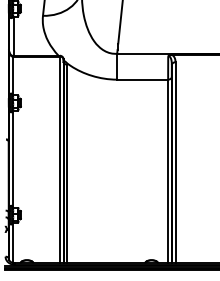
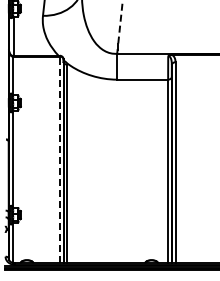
line: solid -> dashed (120, 21)
line: solid -> dashed (59, 159)
